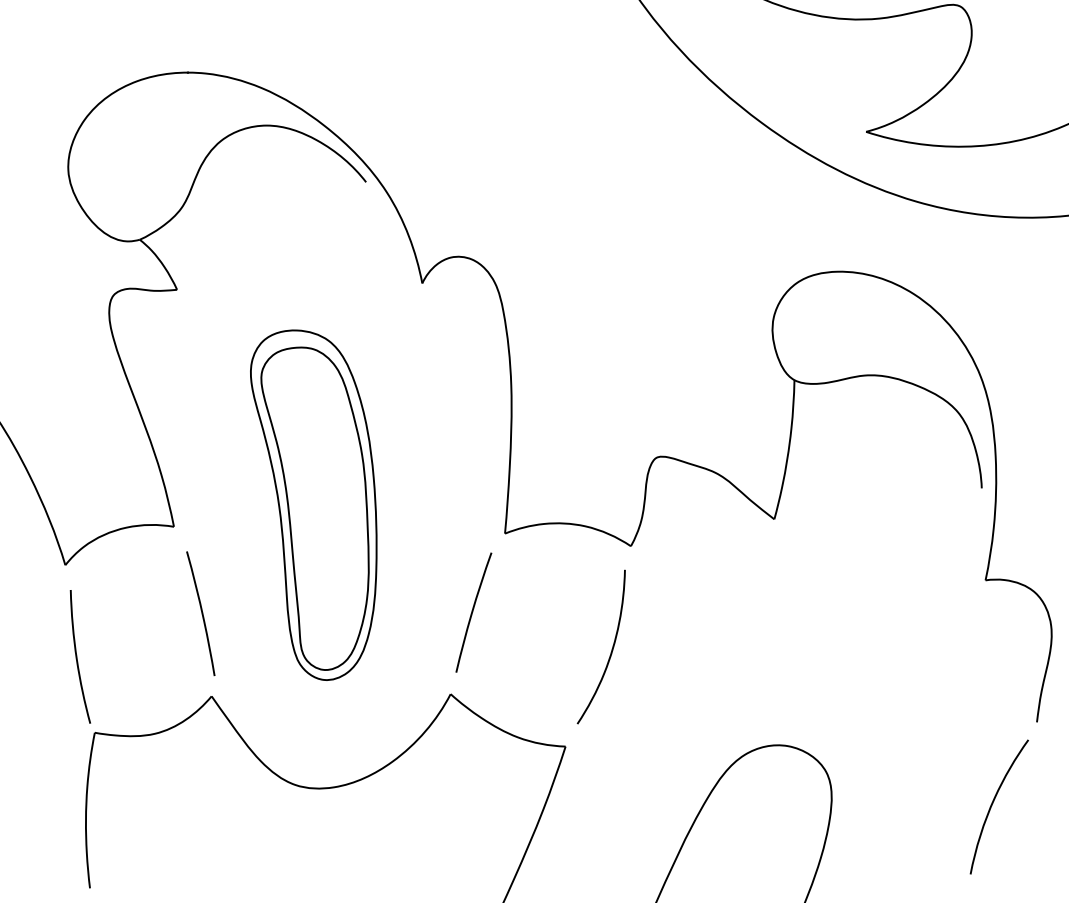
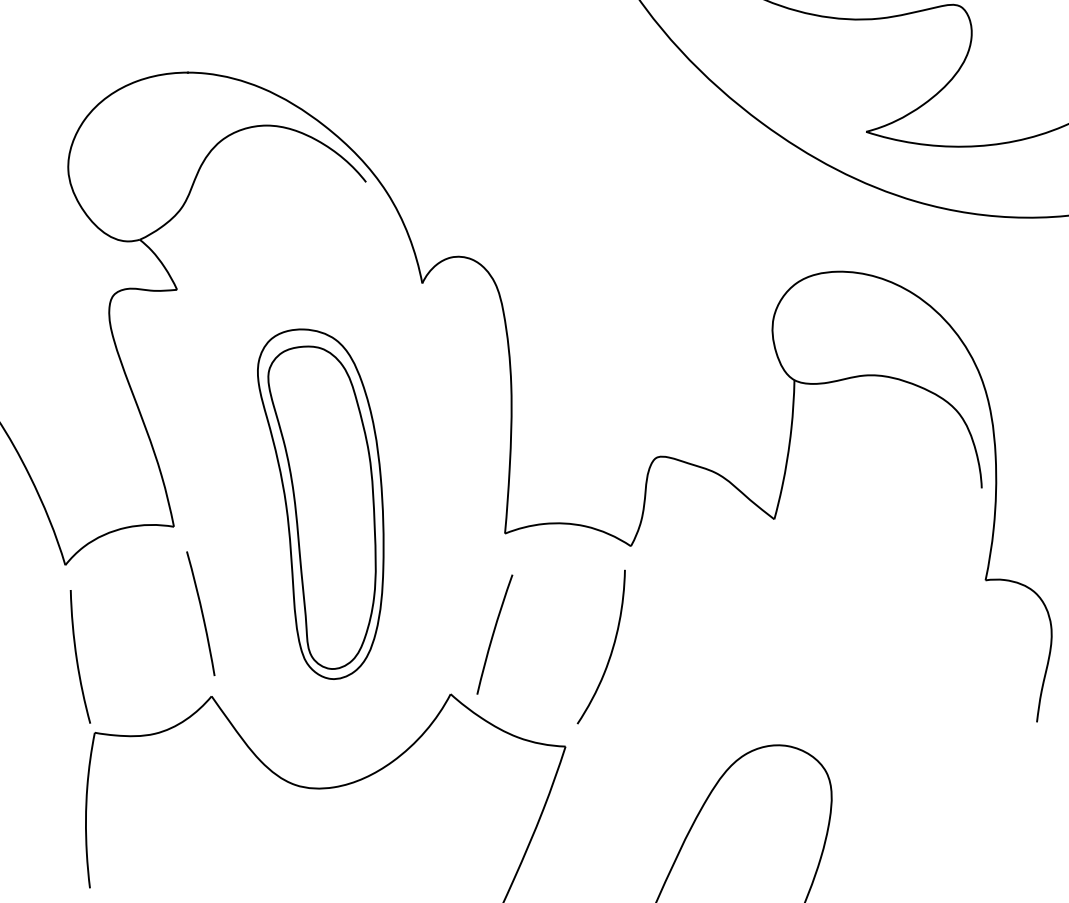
part position: (313, 504) -> (320, 503) (320, 503)
curve position: (473, 612) -> (494, 634) (494, 634)
curve: present -> none (993, 803)
